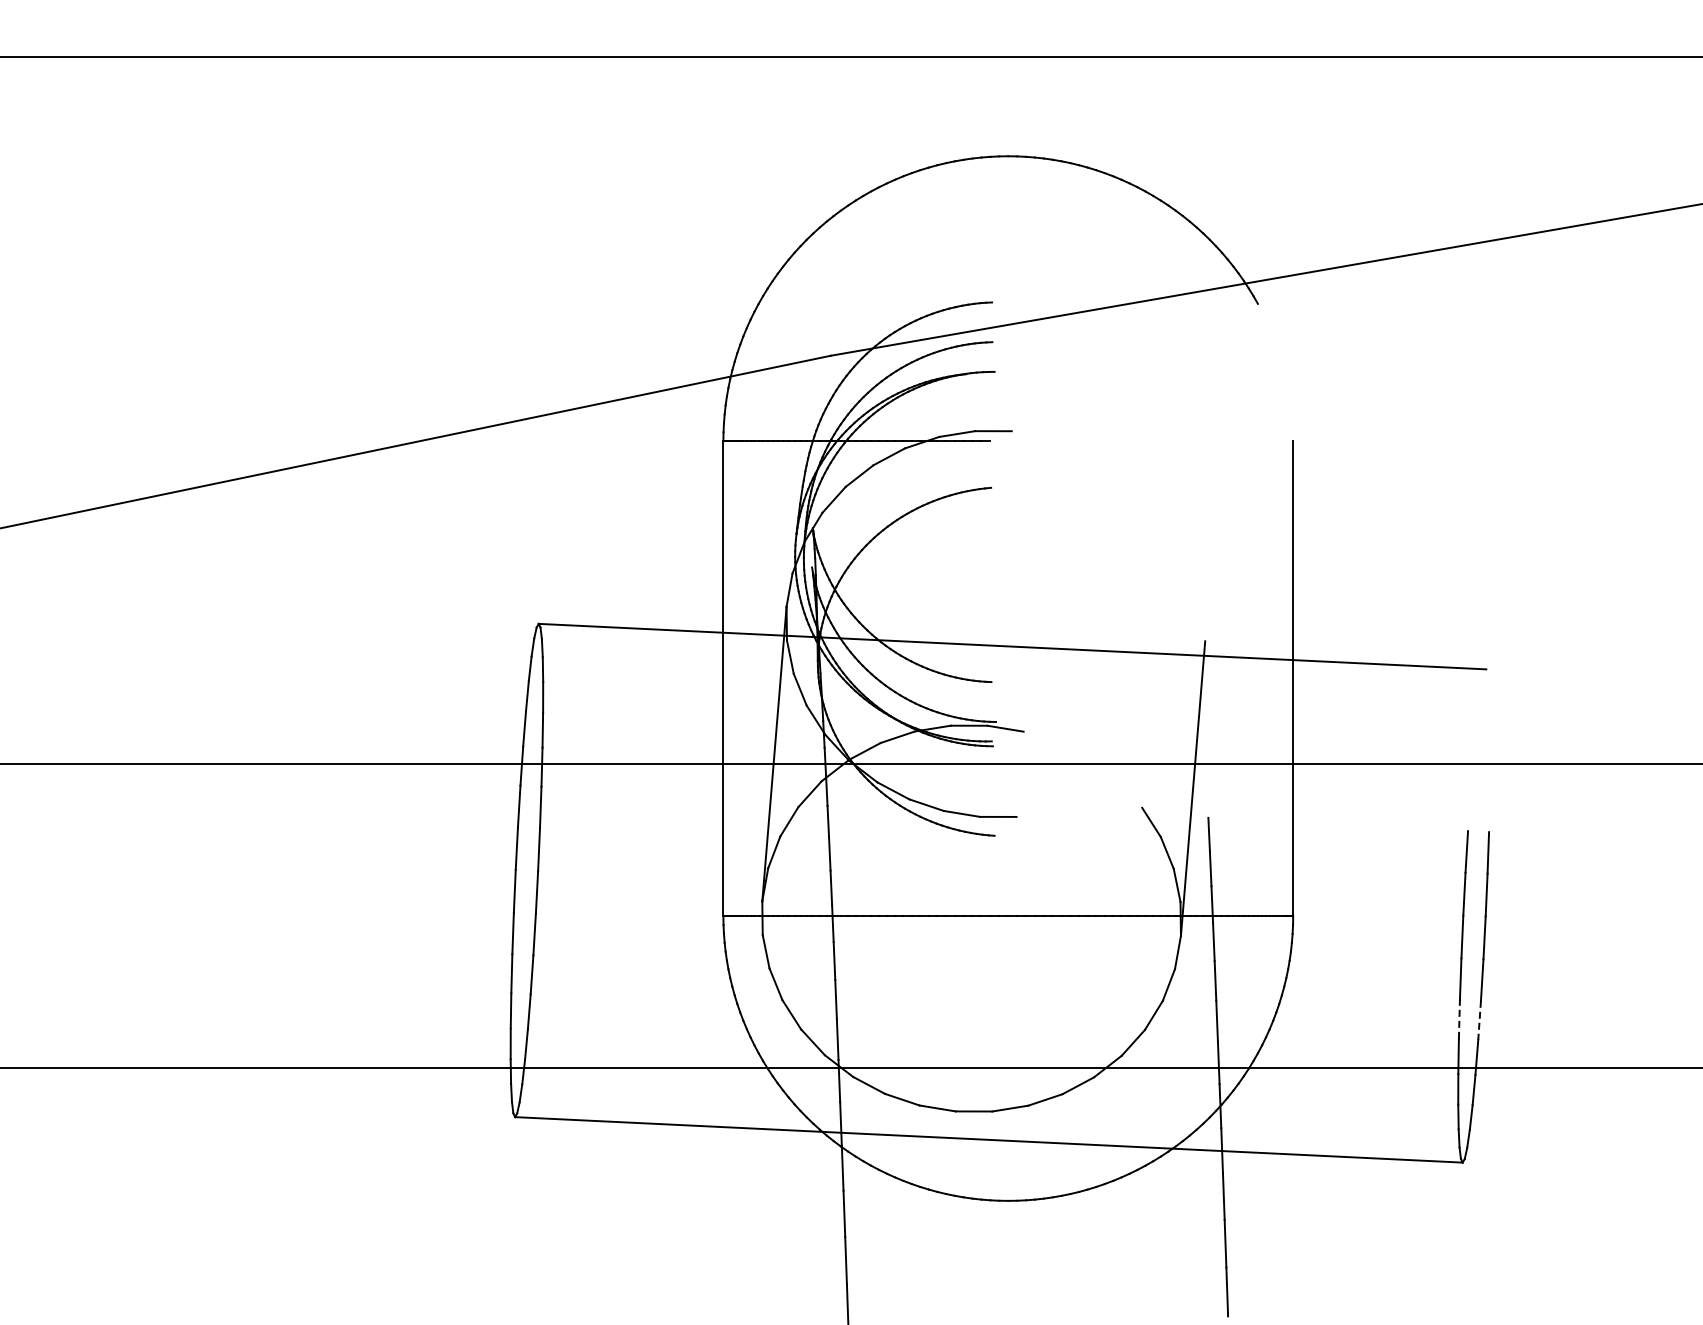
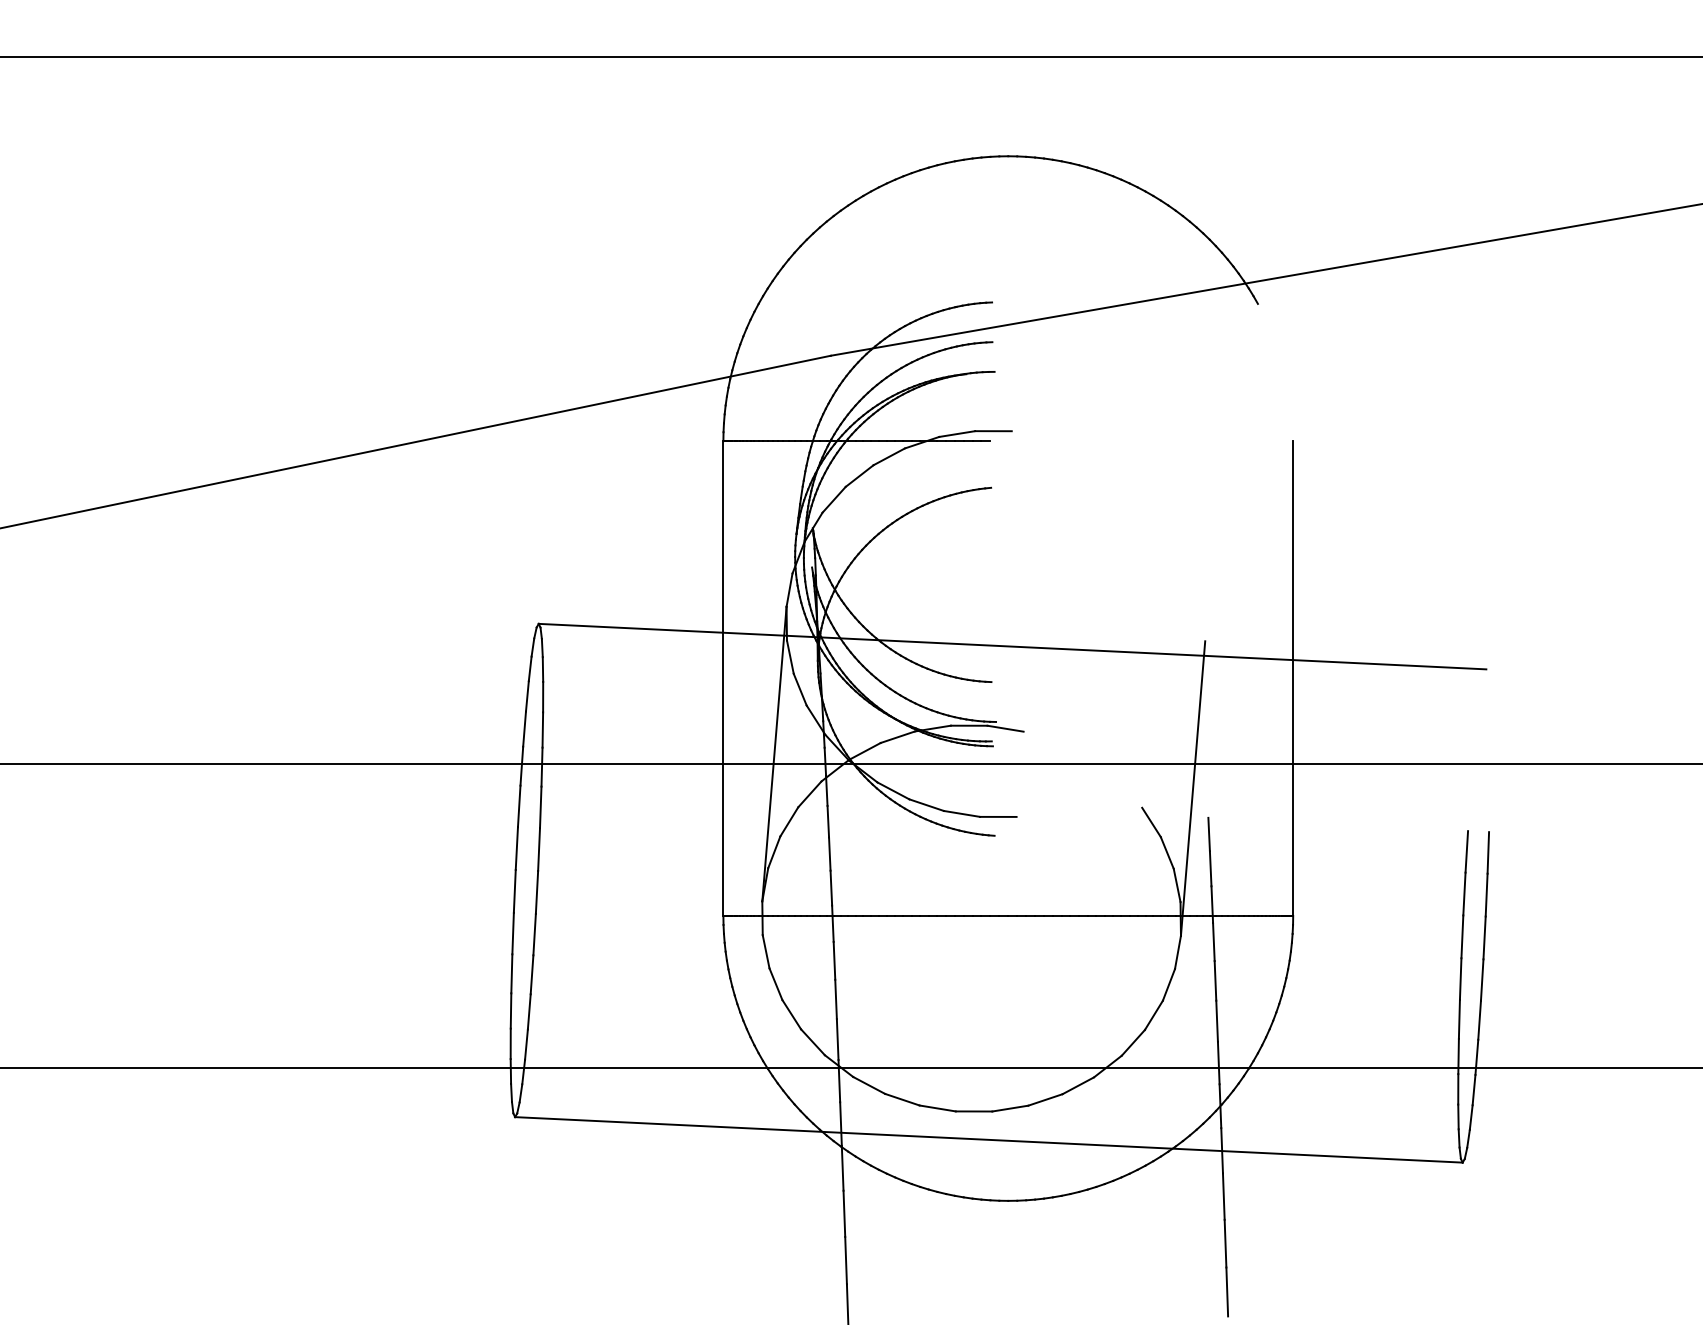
line: dashed -> solid (1459, 1019)
line: dashed -> solid (1479, 1020)
